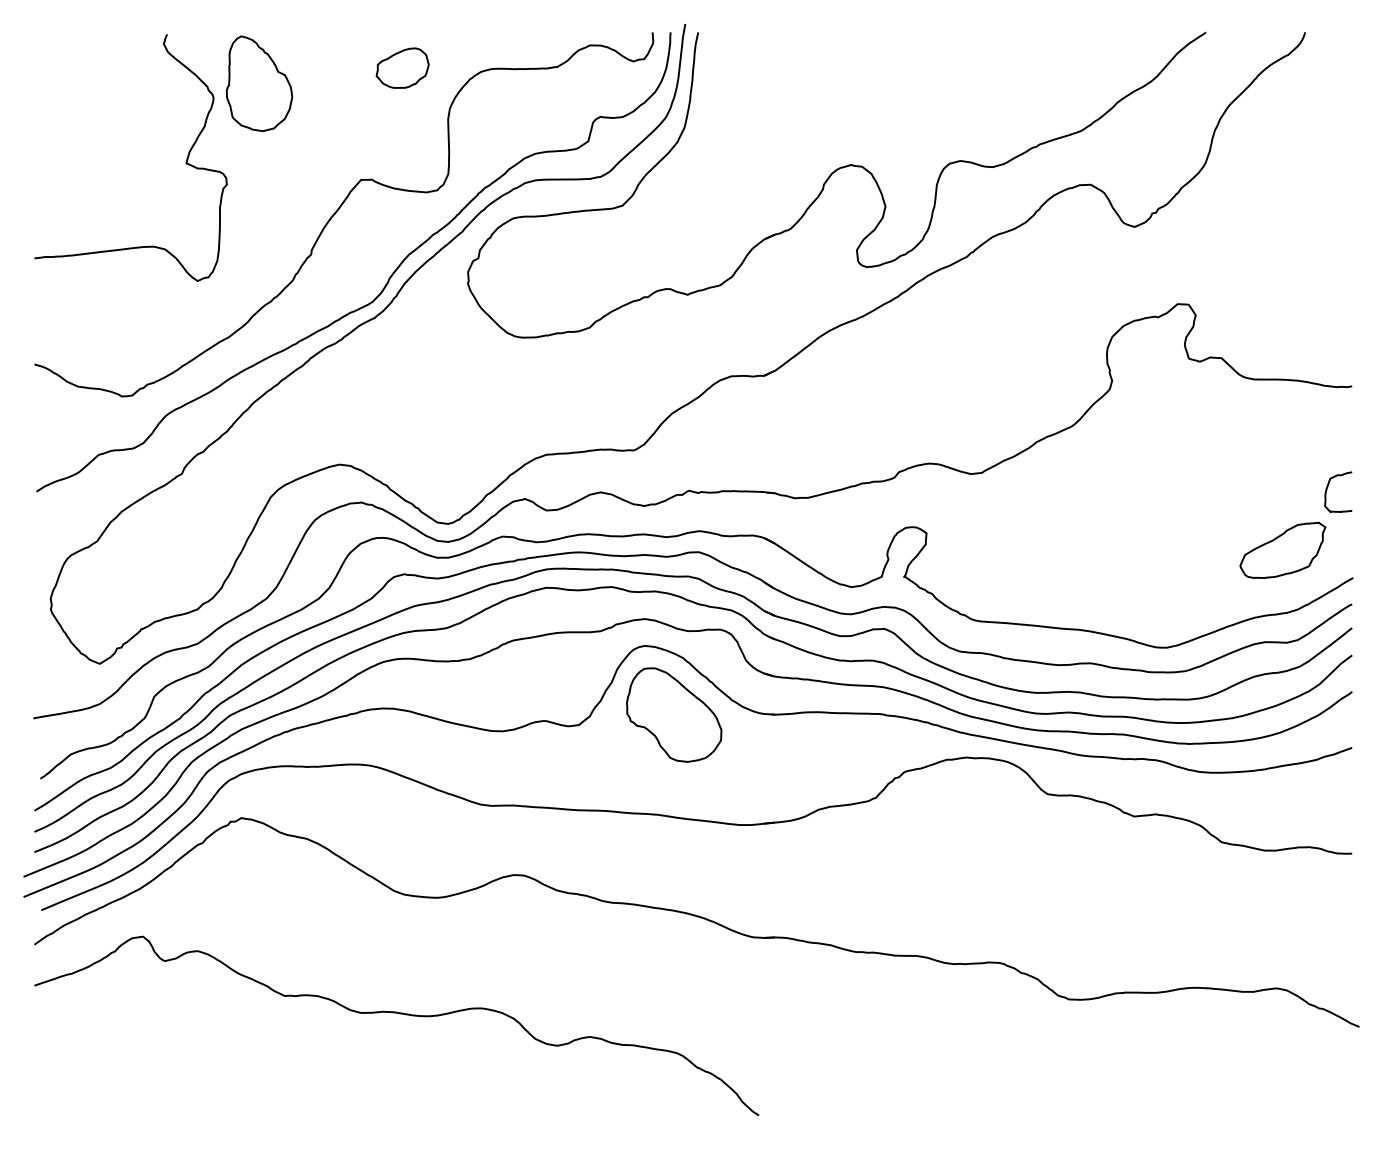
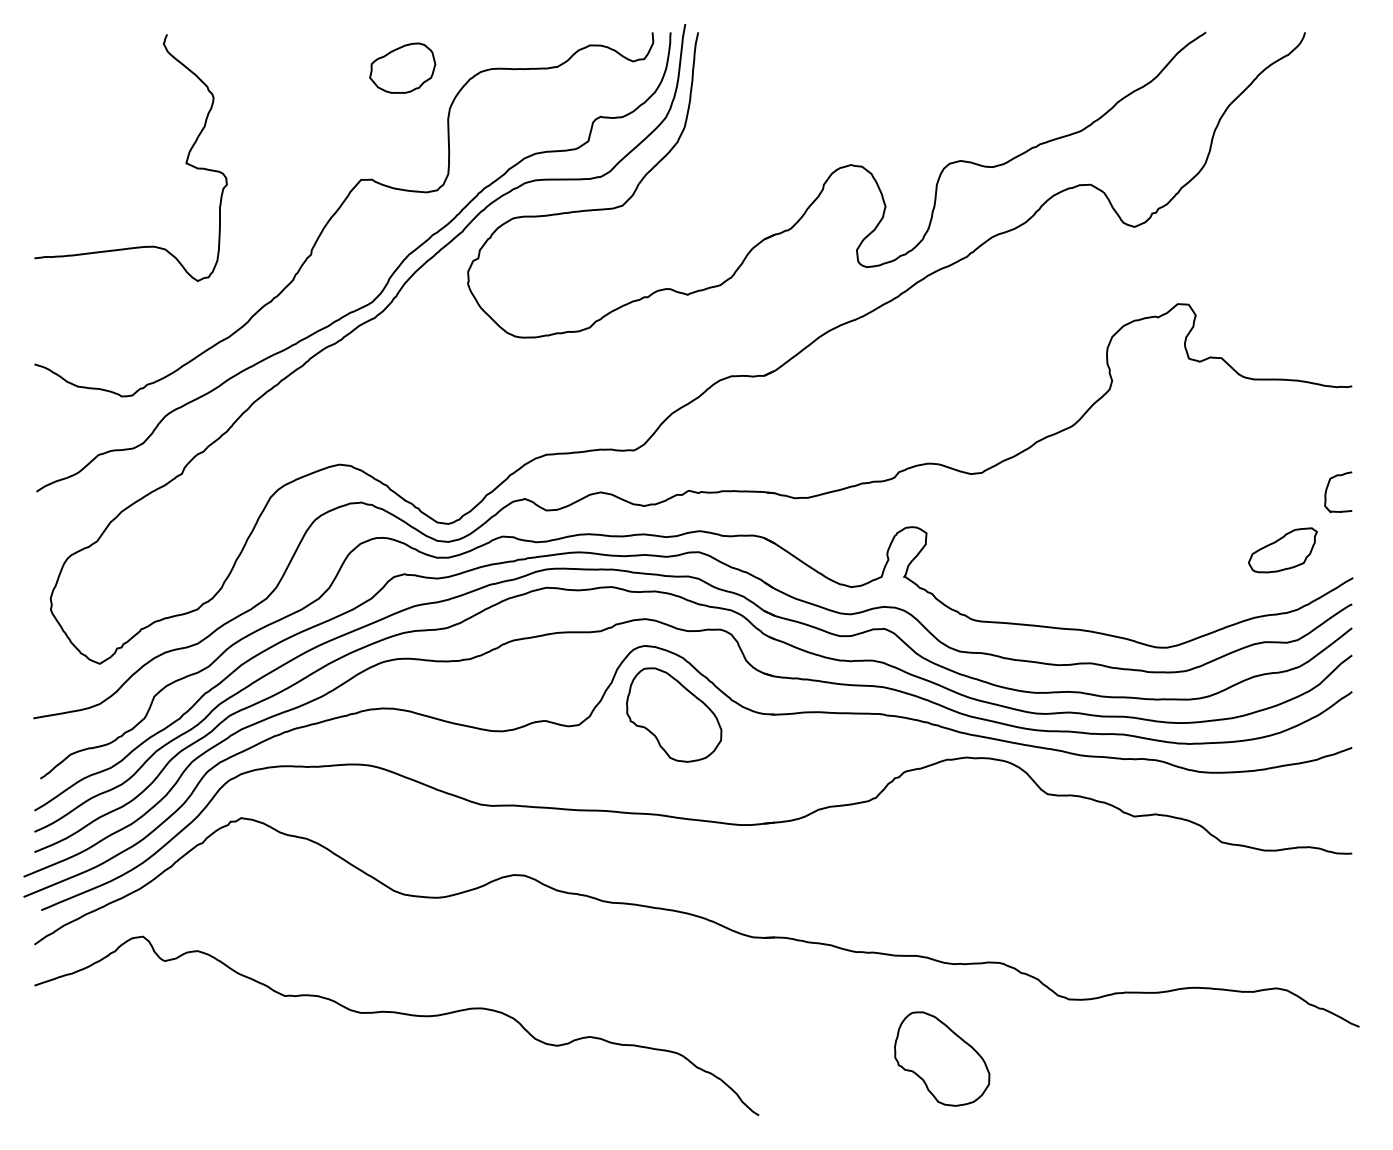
part size: 55x42 px -> 68x52 px (402, 67)
part: present -> none (259, 83)
part size: 88x58 px -> 70x47 px (1282, 550)
part: none -> present (942, 1058)
